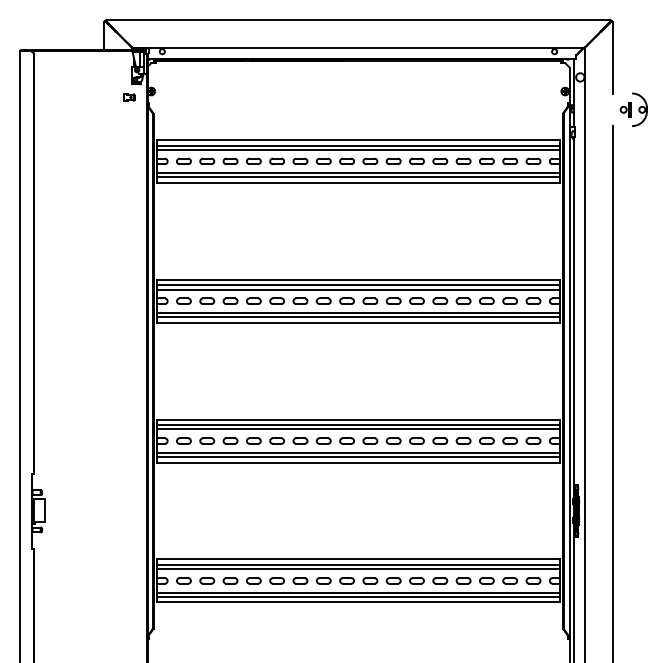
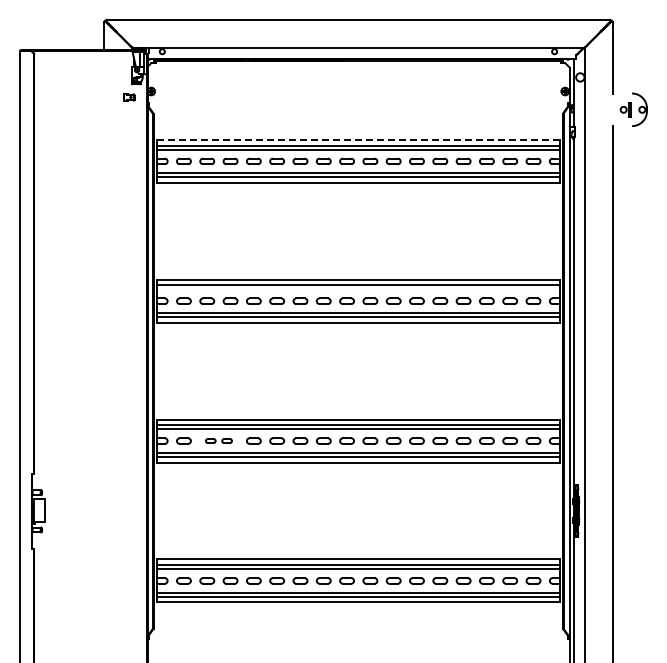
line: solid -> dashed (357, 140)
line: present -> none (357, 289)
part size: 40x8 px -> 28x6 px (218, 440)
